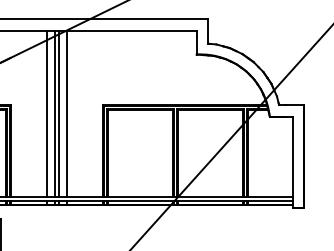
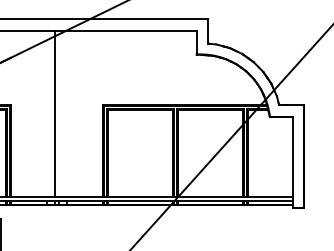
line: present -> none (47, 113)
line: present -> none (59, 113)
line: present -> none (66, 113)
